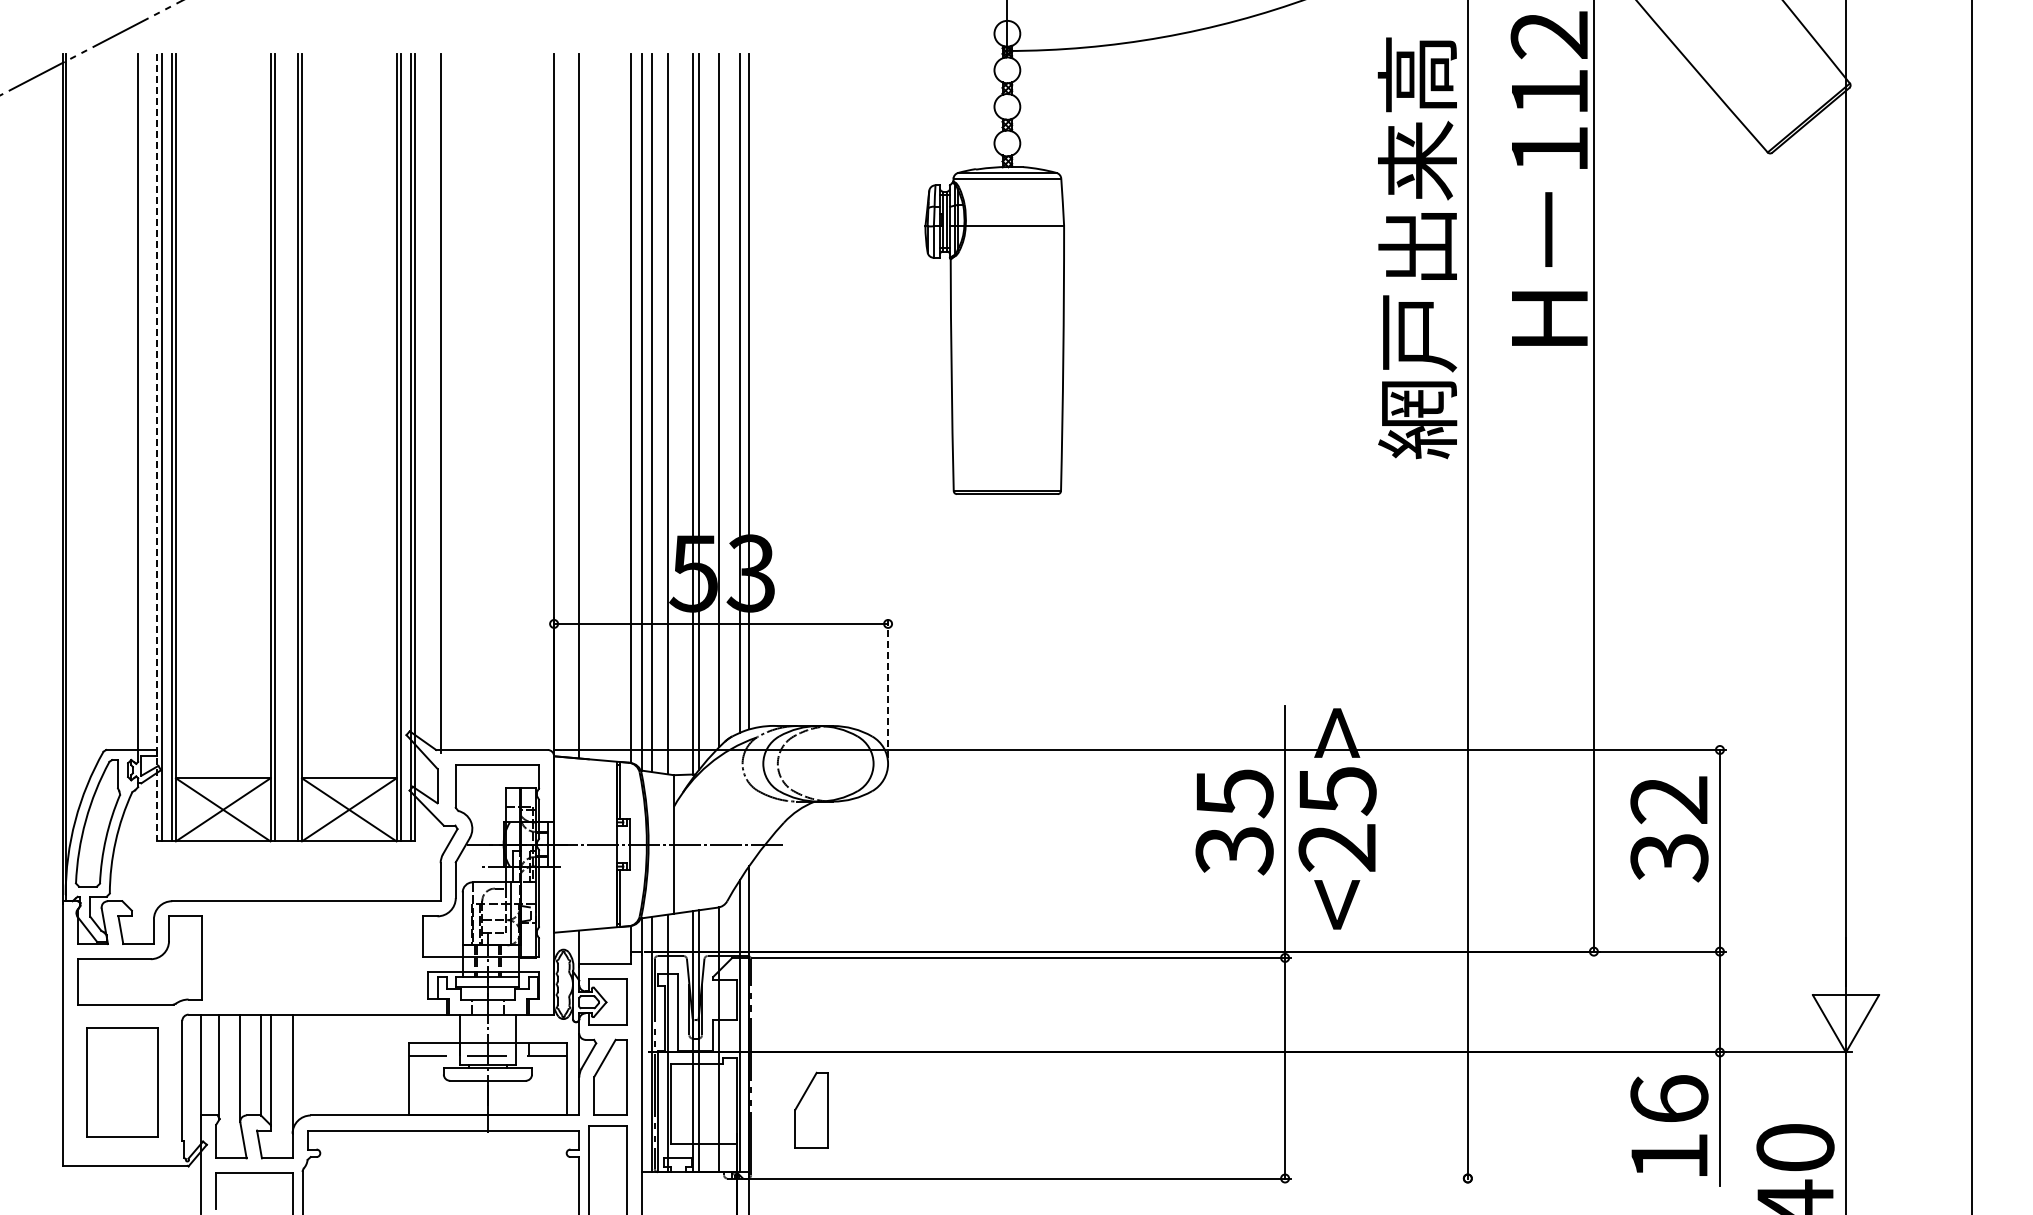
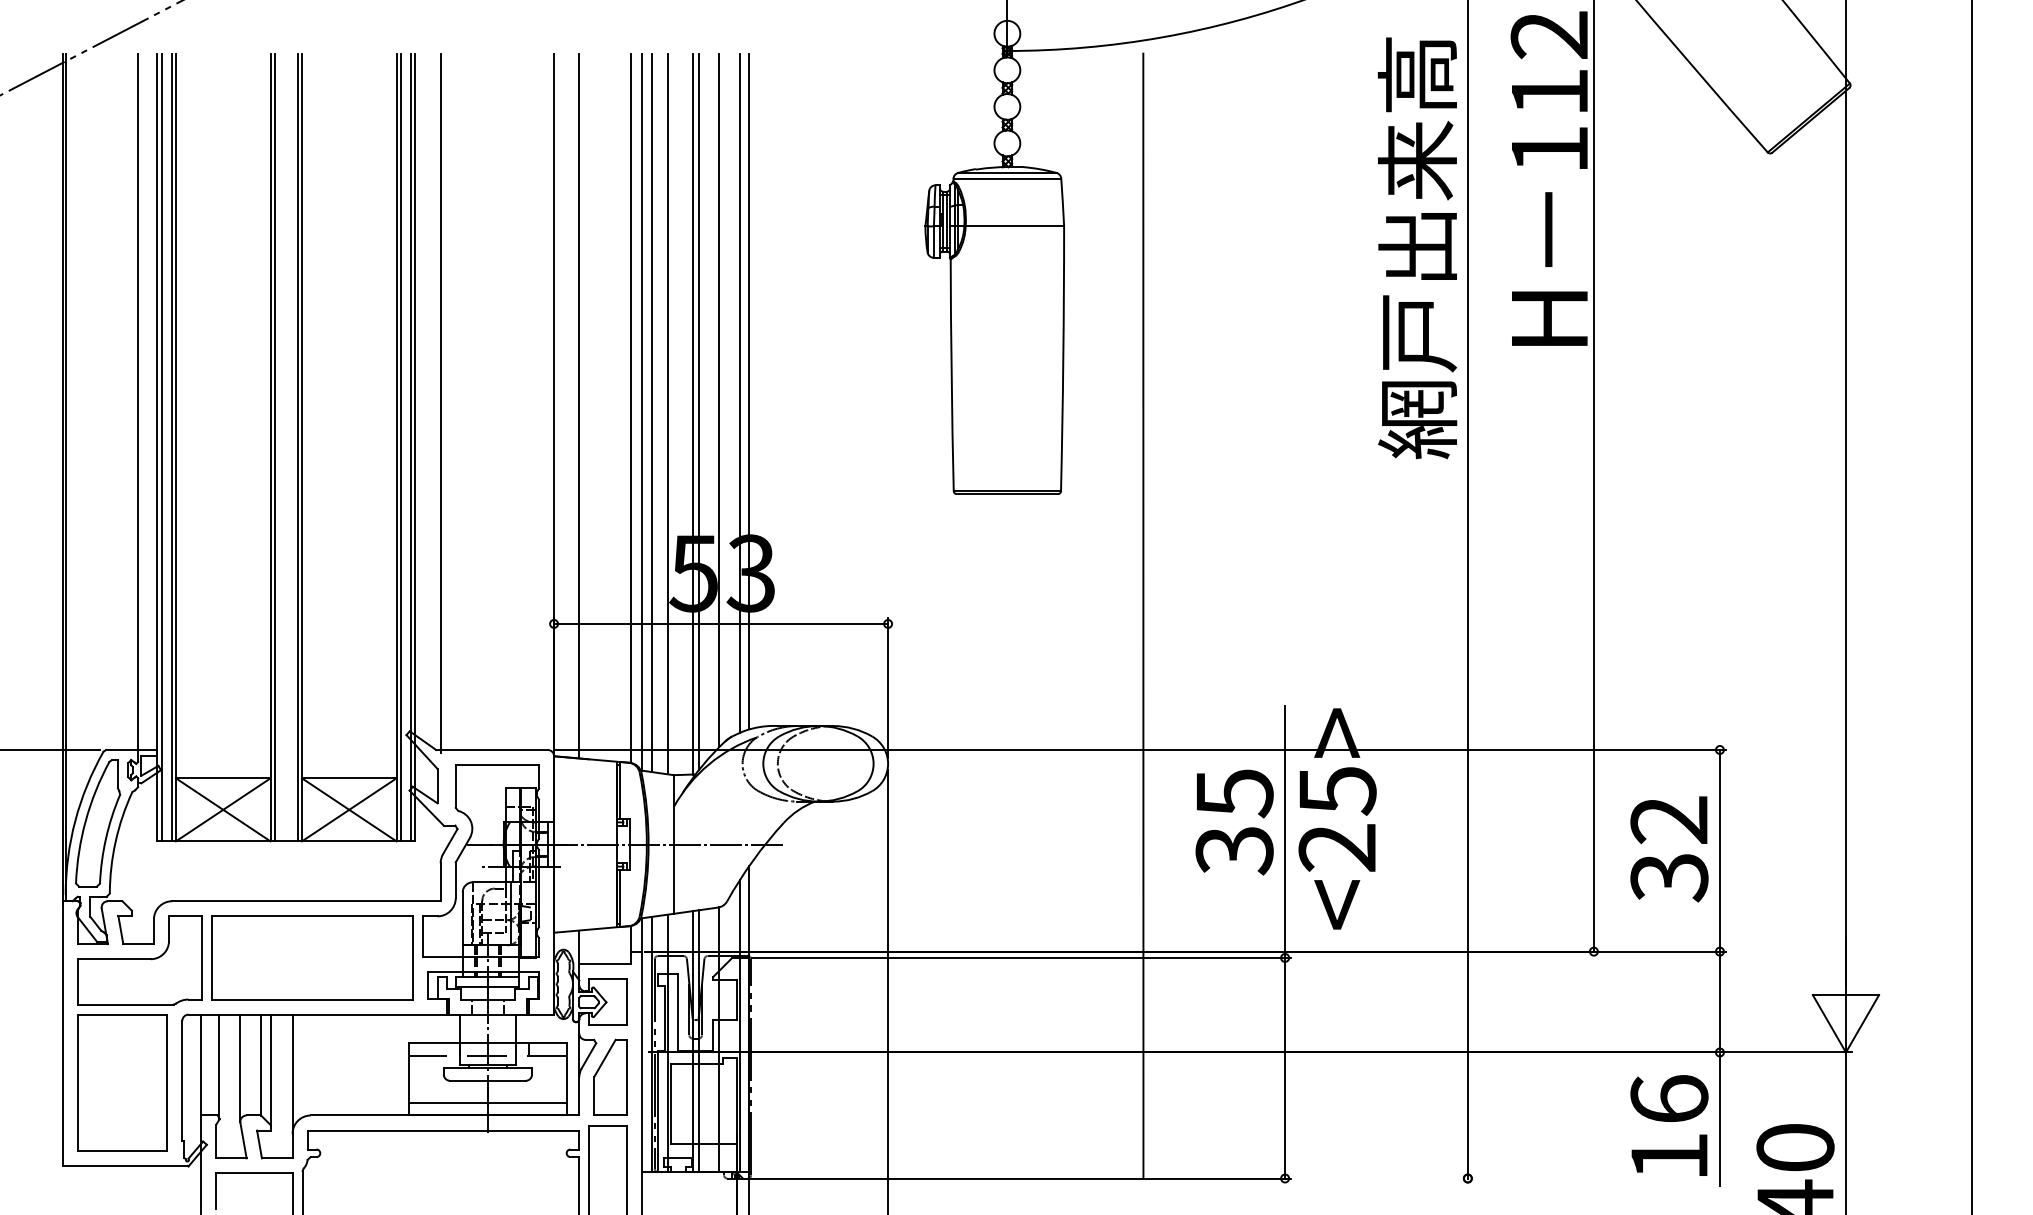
line: dashed -> solid (157, 447)
line: none -> present (1143, 615)
line: dashed -> solid (888, 687)
line: none -> present (51, 749)
text position: (1669, 829) -> (1669, 849) (1669, 849)
part: none -> present (312, 957)
line: none -> present (888, 990)
part size: 73x111 px -> 91x138 px (122, 1082)
line: none -> present (487, 1102)
part: present -> none (811, 1109)
